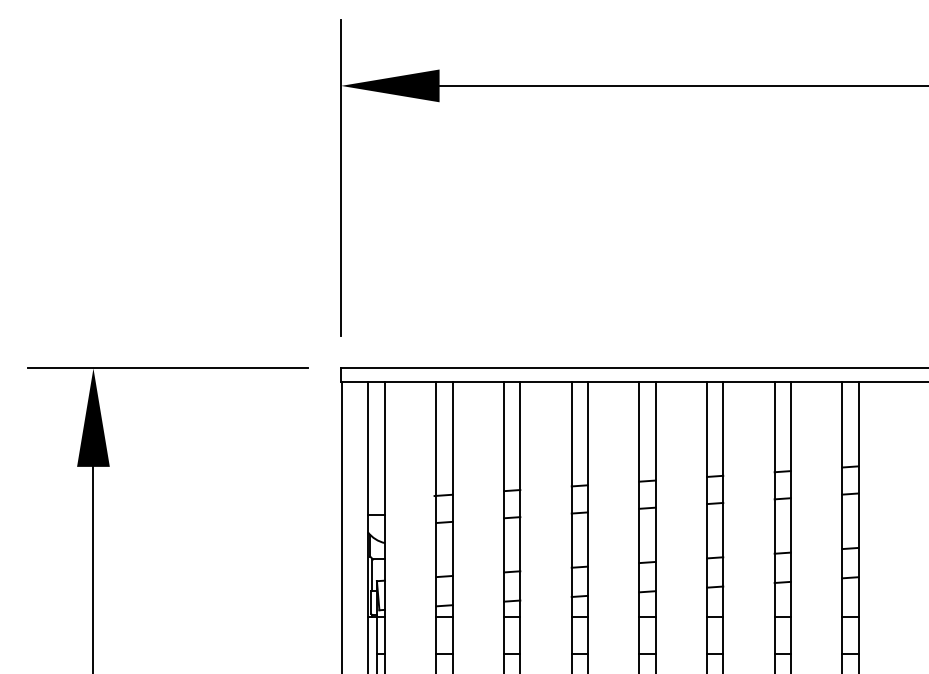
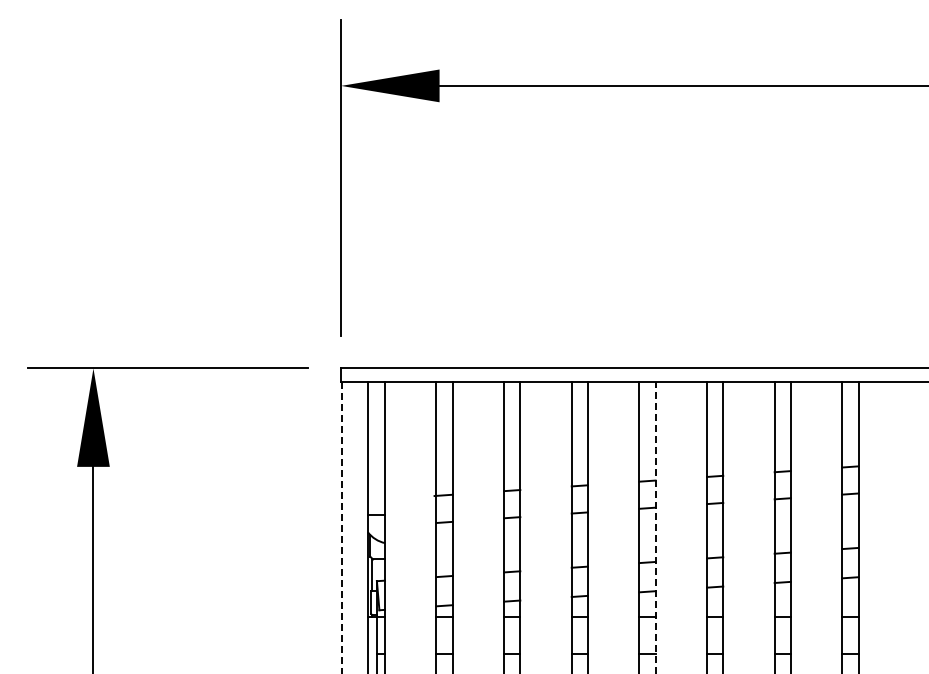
line: solid -> dashed (342, 527)
line: solid -> dashed (655, 527)
